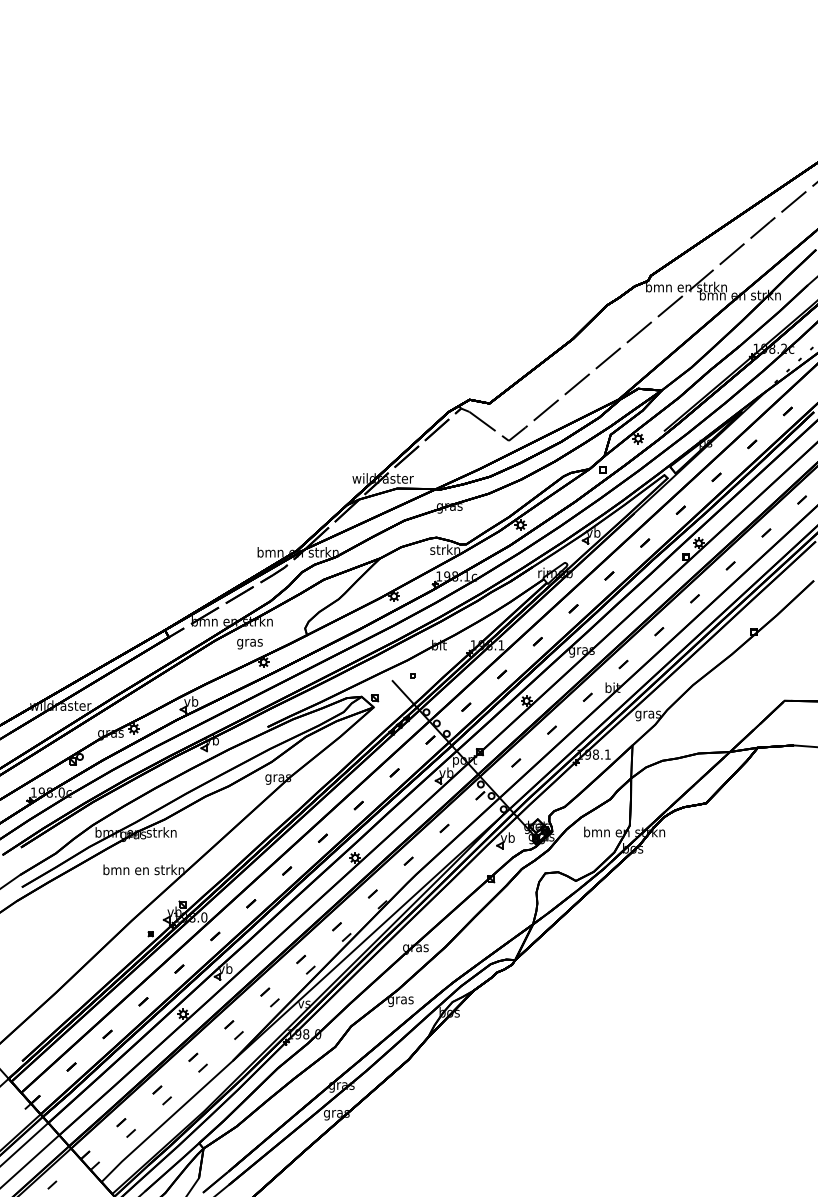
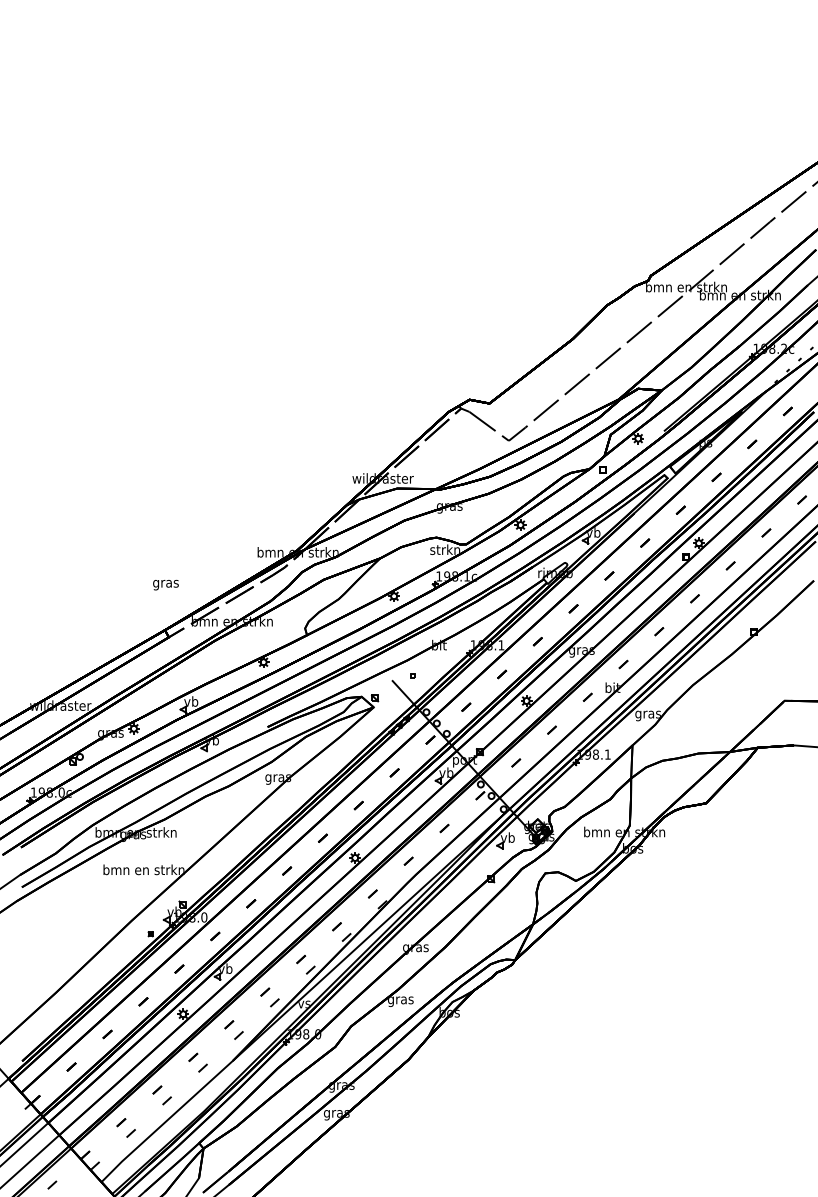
text position: (249, 643) -> (165, 584) (165, 584)
